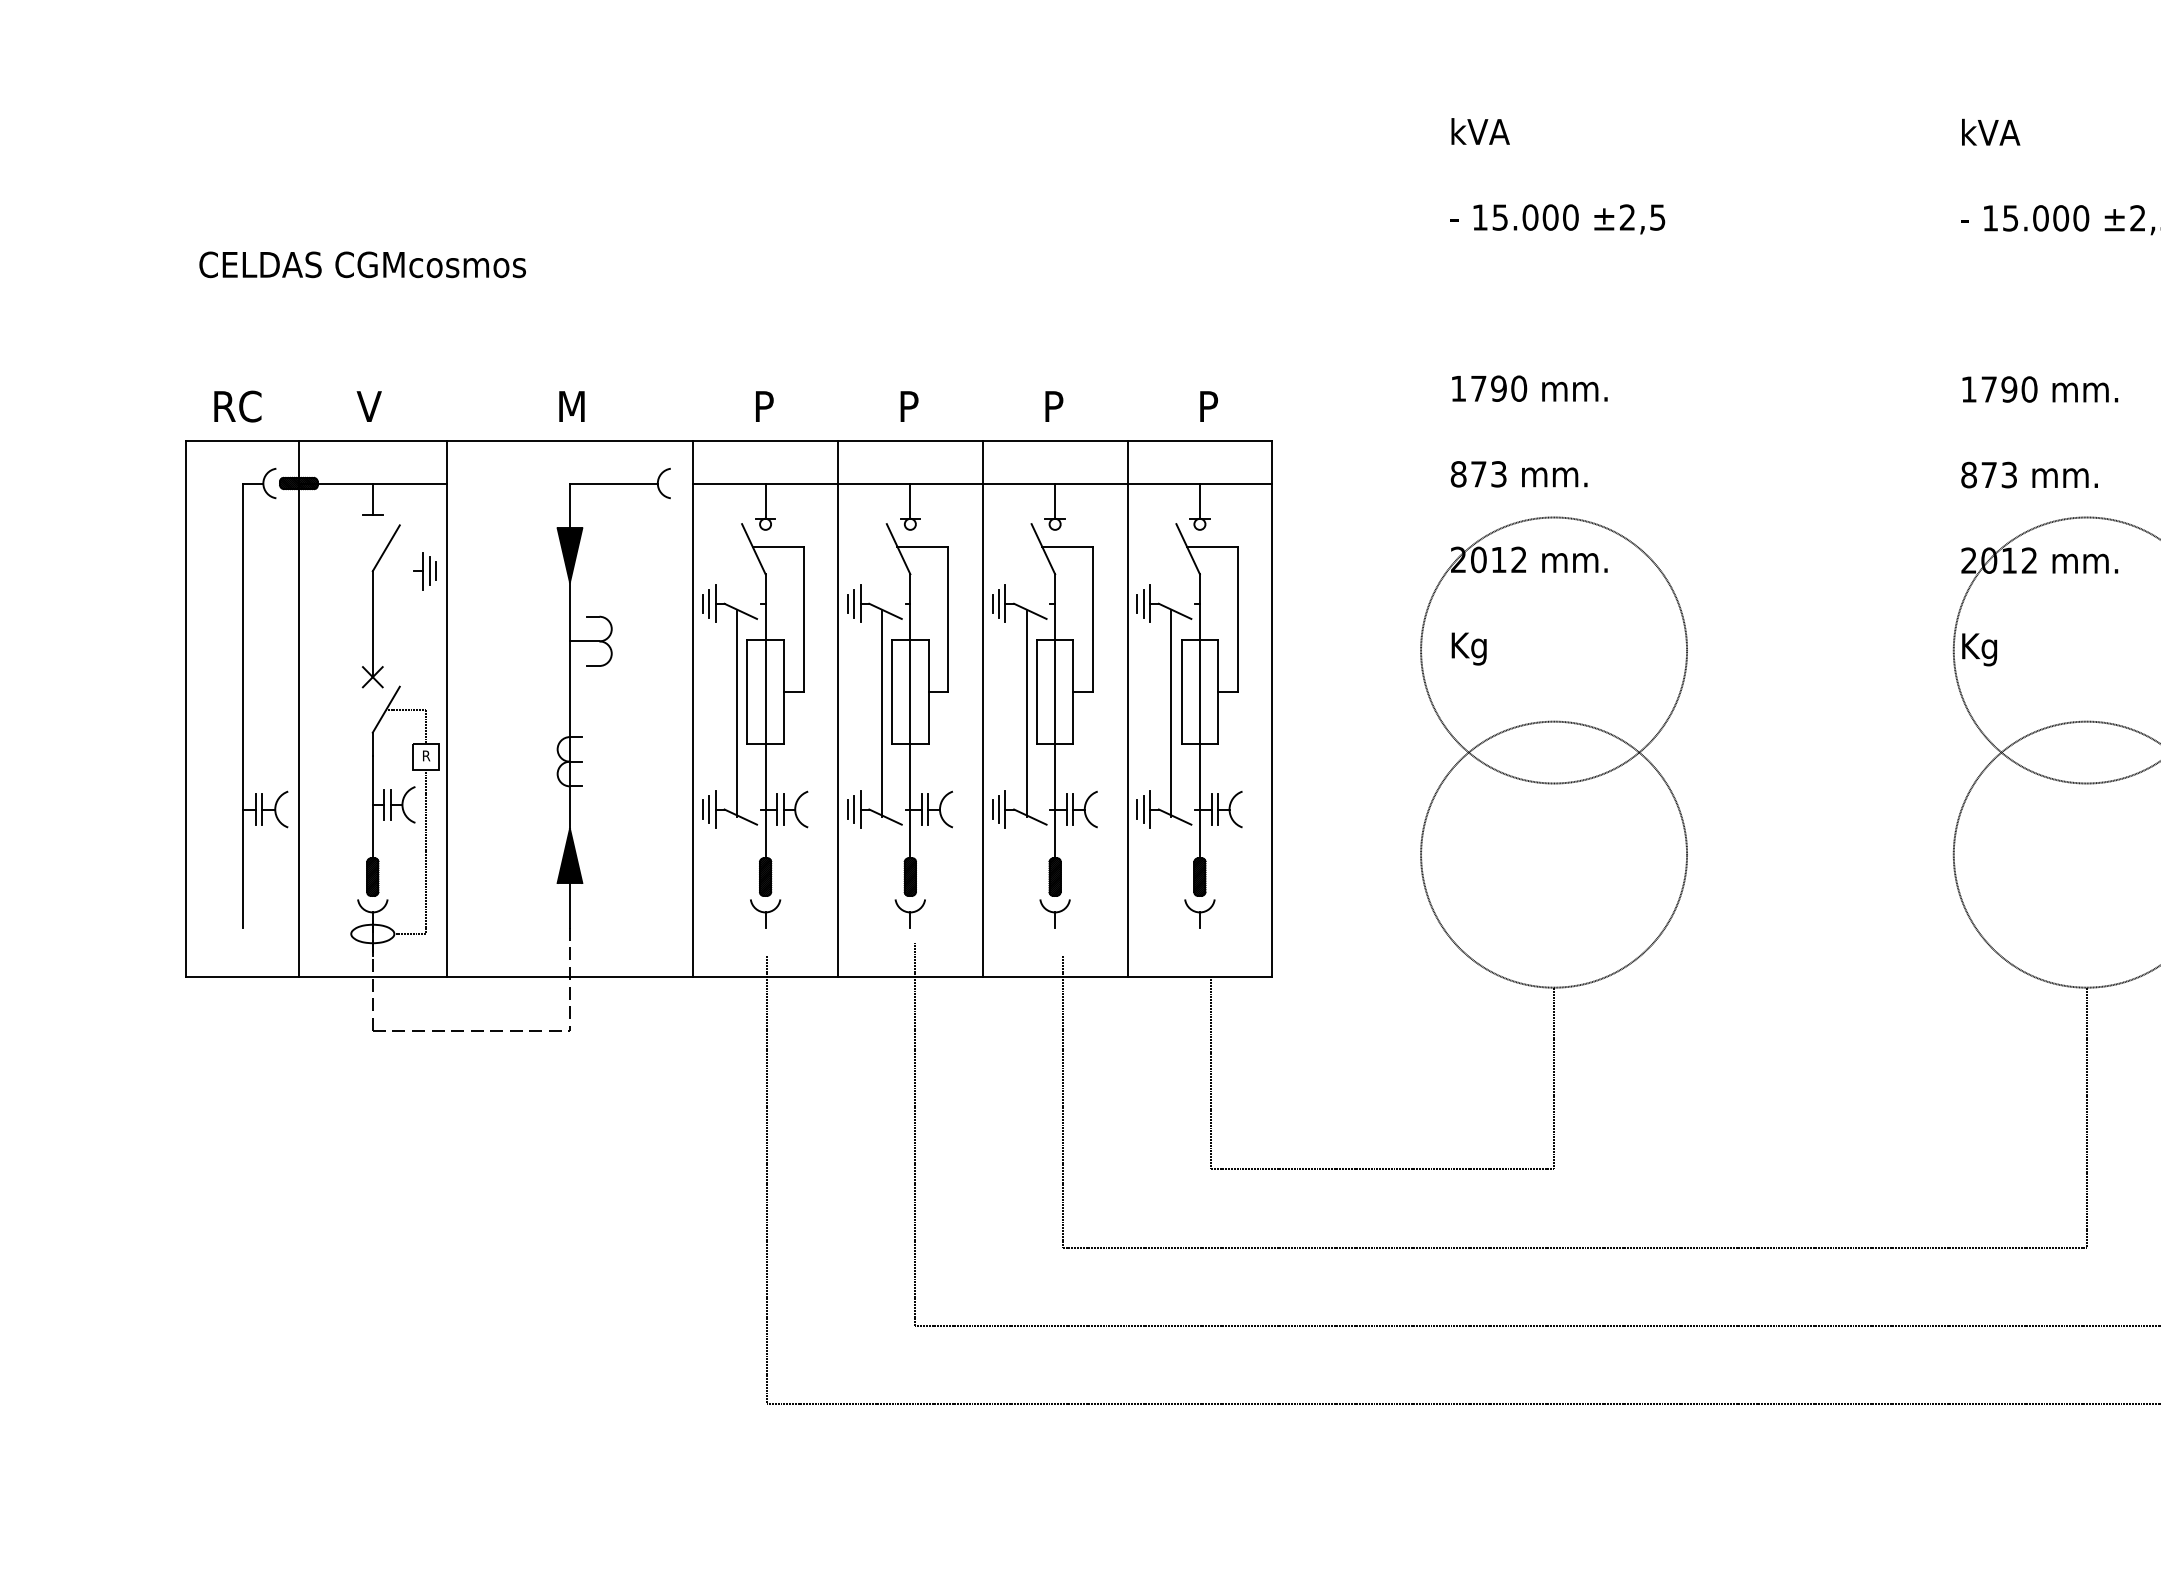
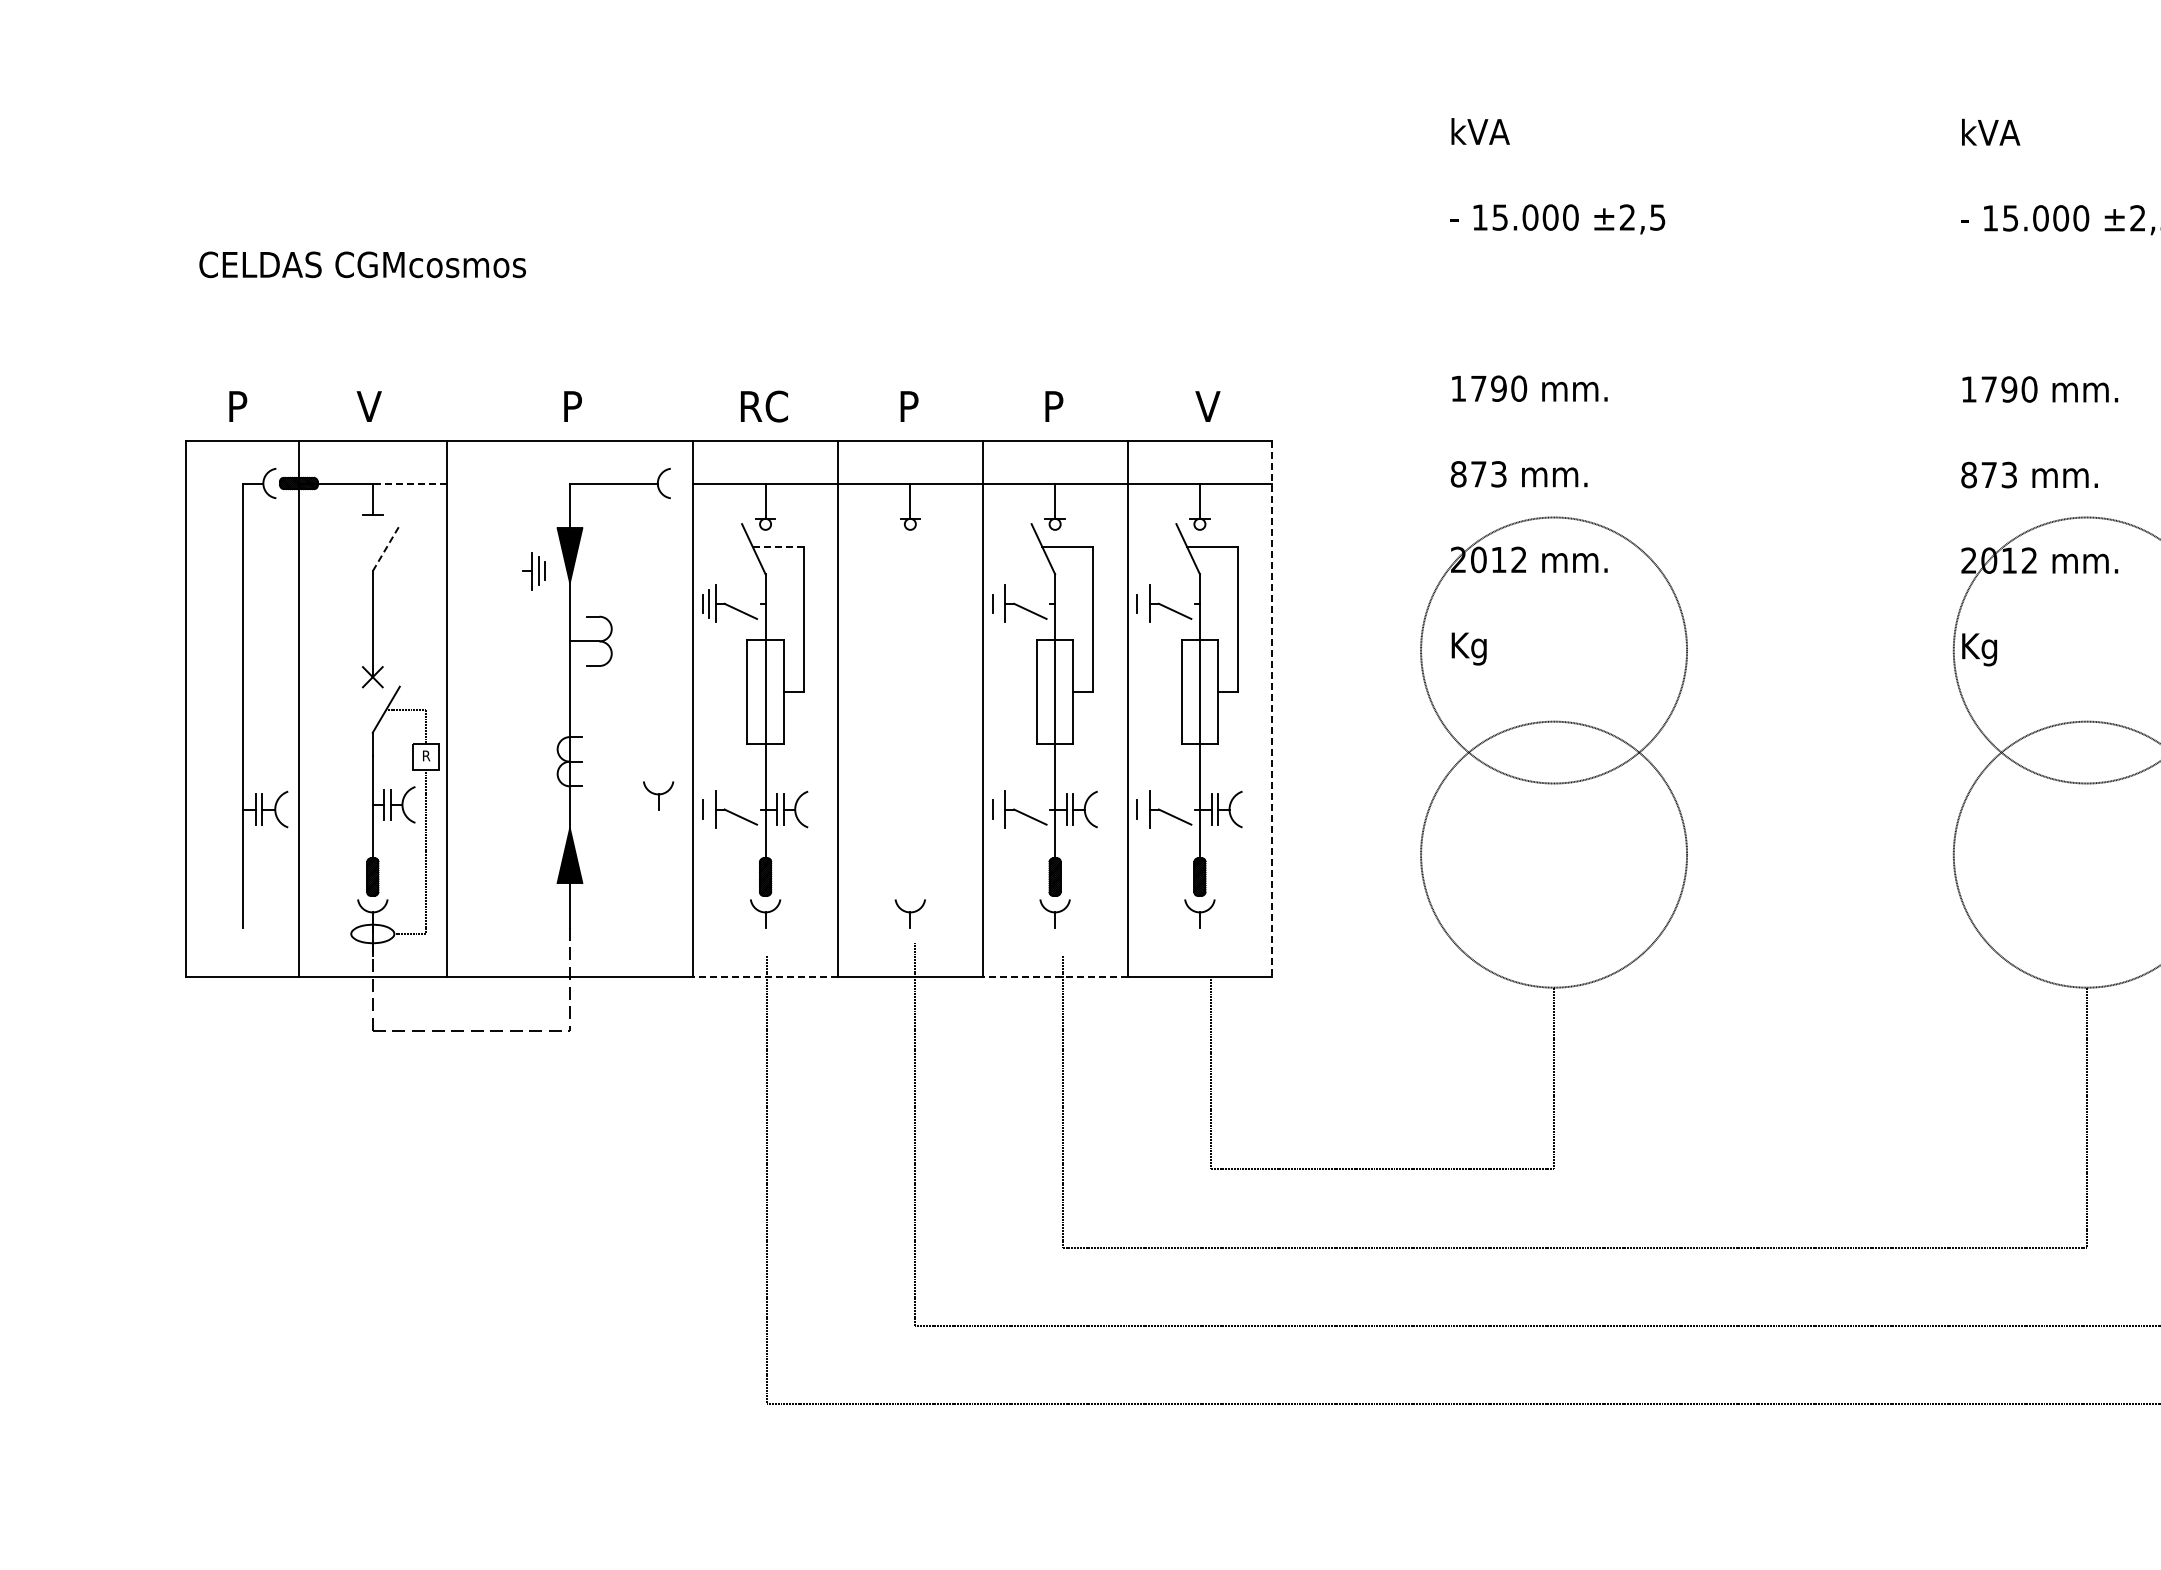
text: RC -> P (237, 406)
text: M -> P (571, 406)
text: P -> RC (763, 406)
text: P -> V (1207, 406)
line: solid -> dashed (409, 483)
line: solid -> dashed (778, 546)
line: solid -> dashed (386, 548)
part position: (424, 571) -> (533, 571) (533, 571)
line: present -> none (998, 603)
line: present -> none (1143, 603)
part: present -> none (899, 709)
line: solid -> dashed (1272, 709)
line: present -> none (737, 714)
line: present -> none (1026, 714)
line: present -> none (1171, 714)
part: none -> present (658, 795)
line: present -> none (709, 809)
line: present -> none (998, 809)
line: present -> none (1143, 809)
line: solid -> dashed (765, 977)
line: solid -> dashed (1054, 977)
